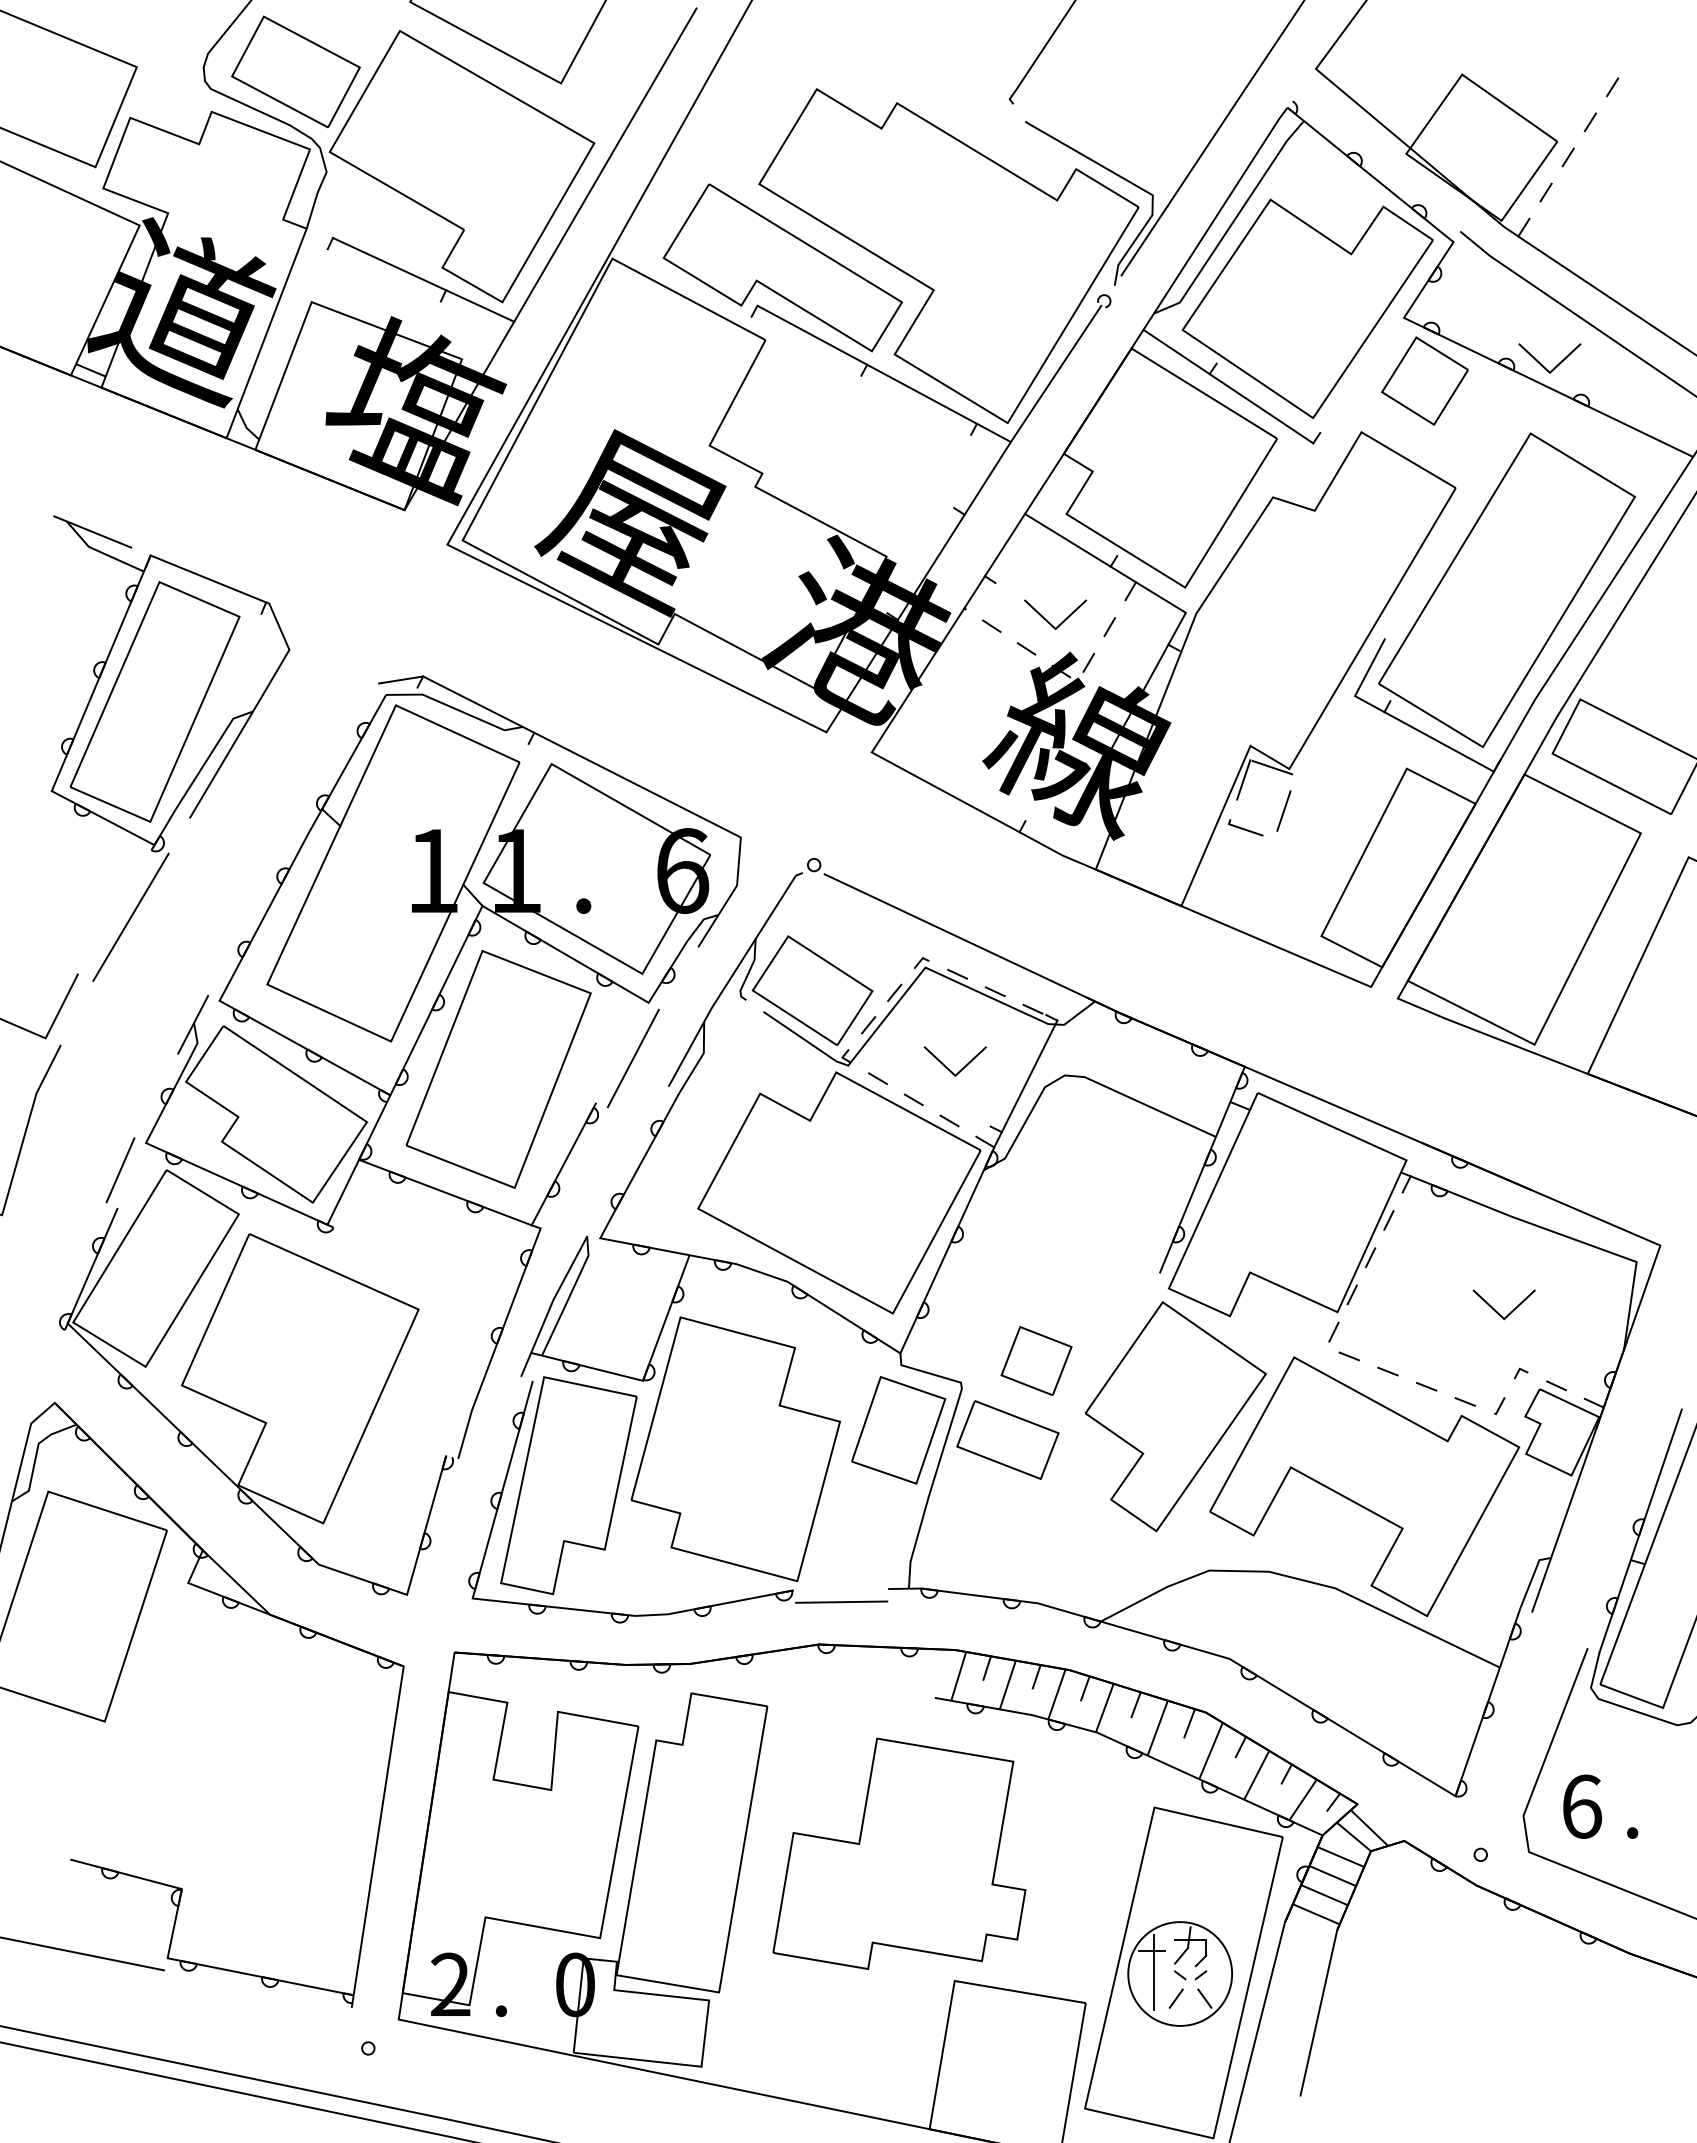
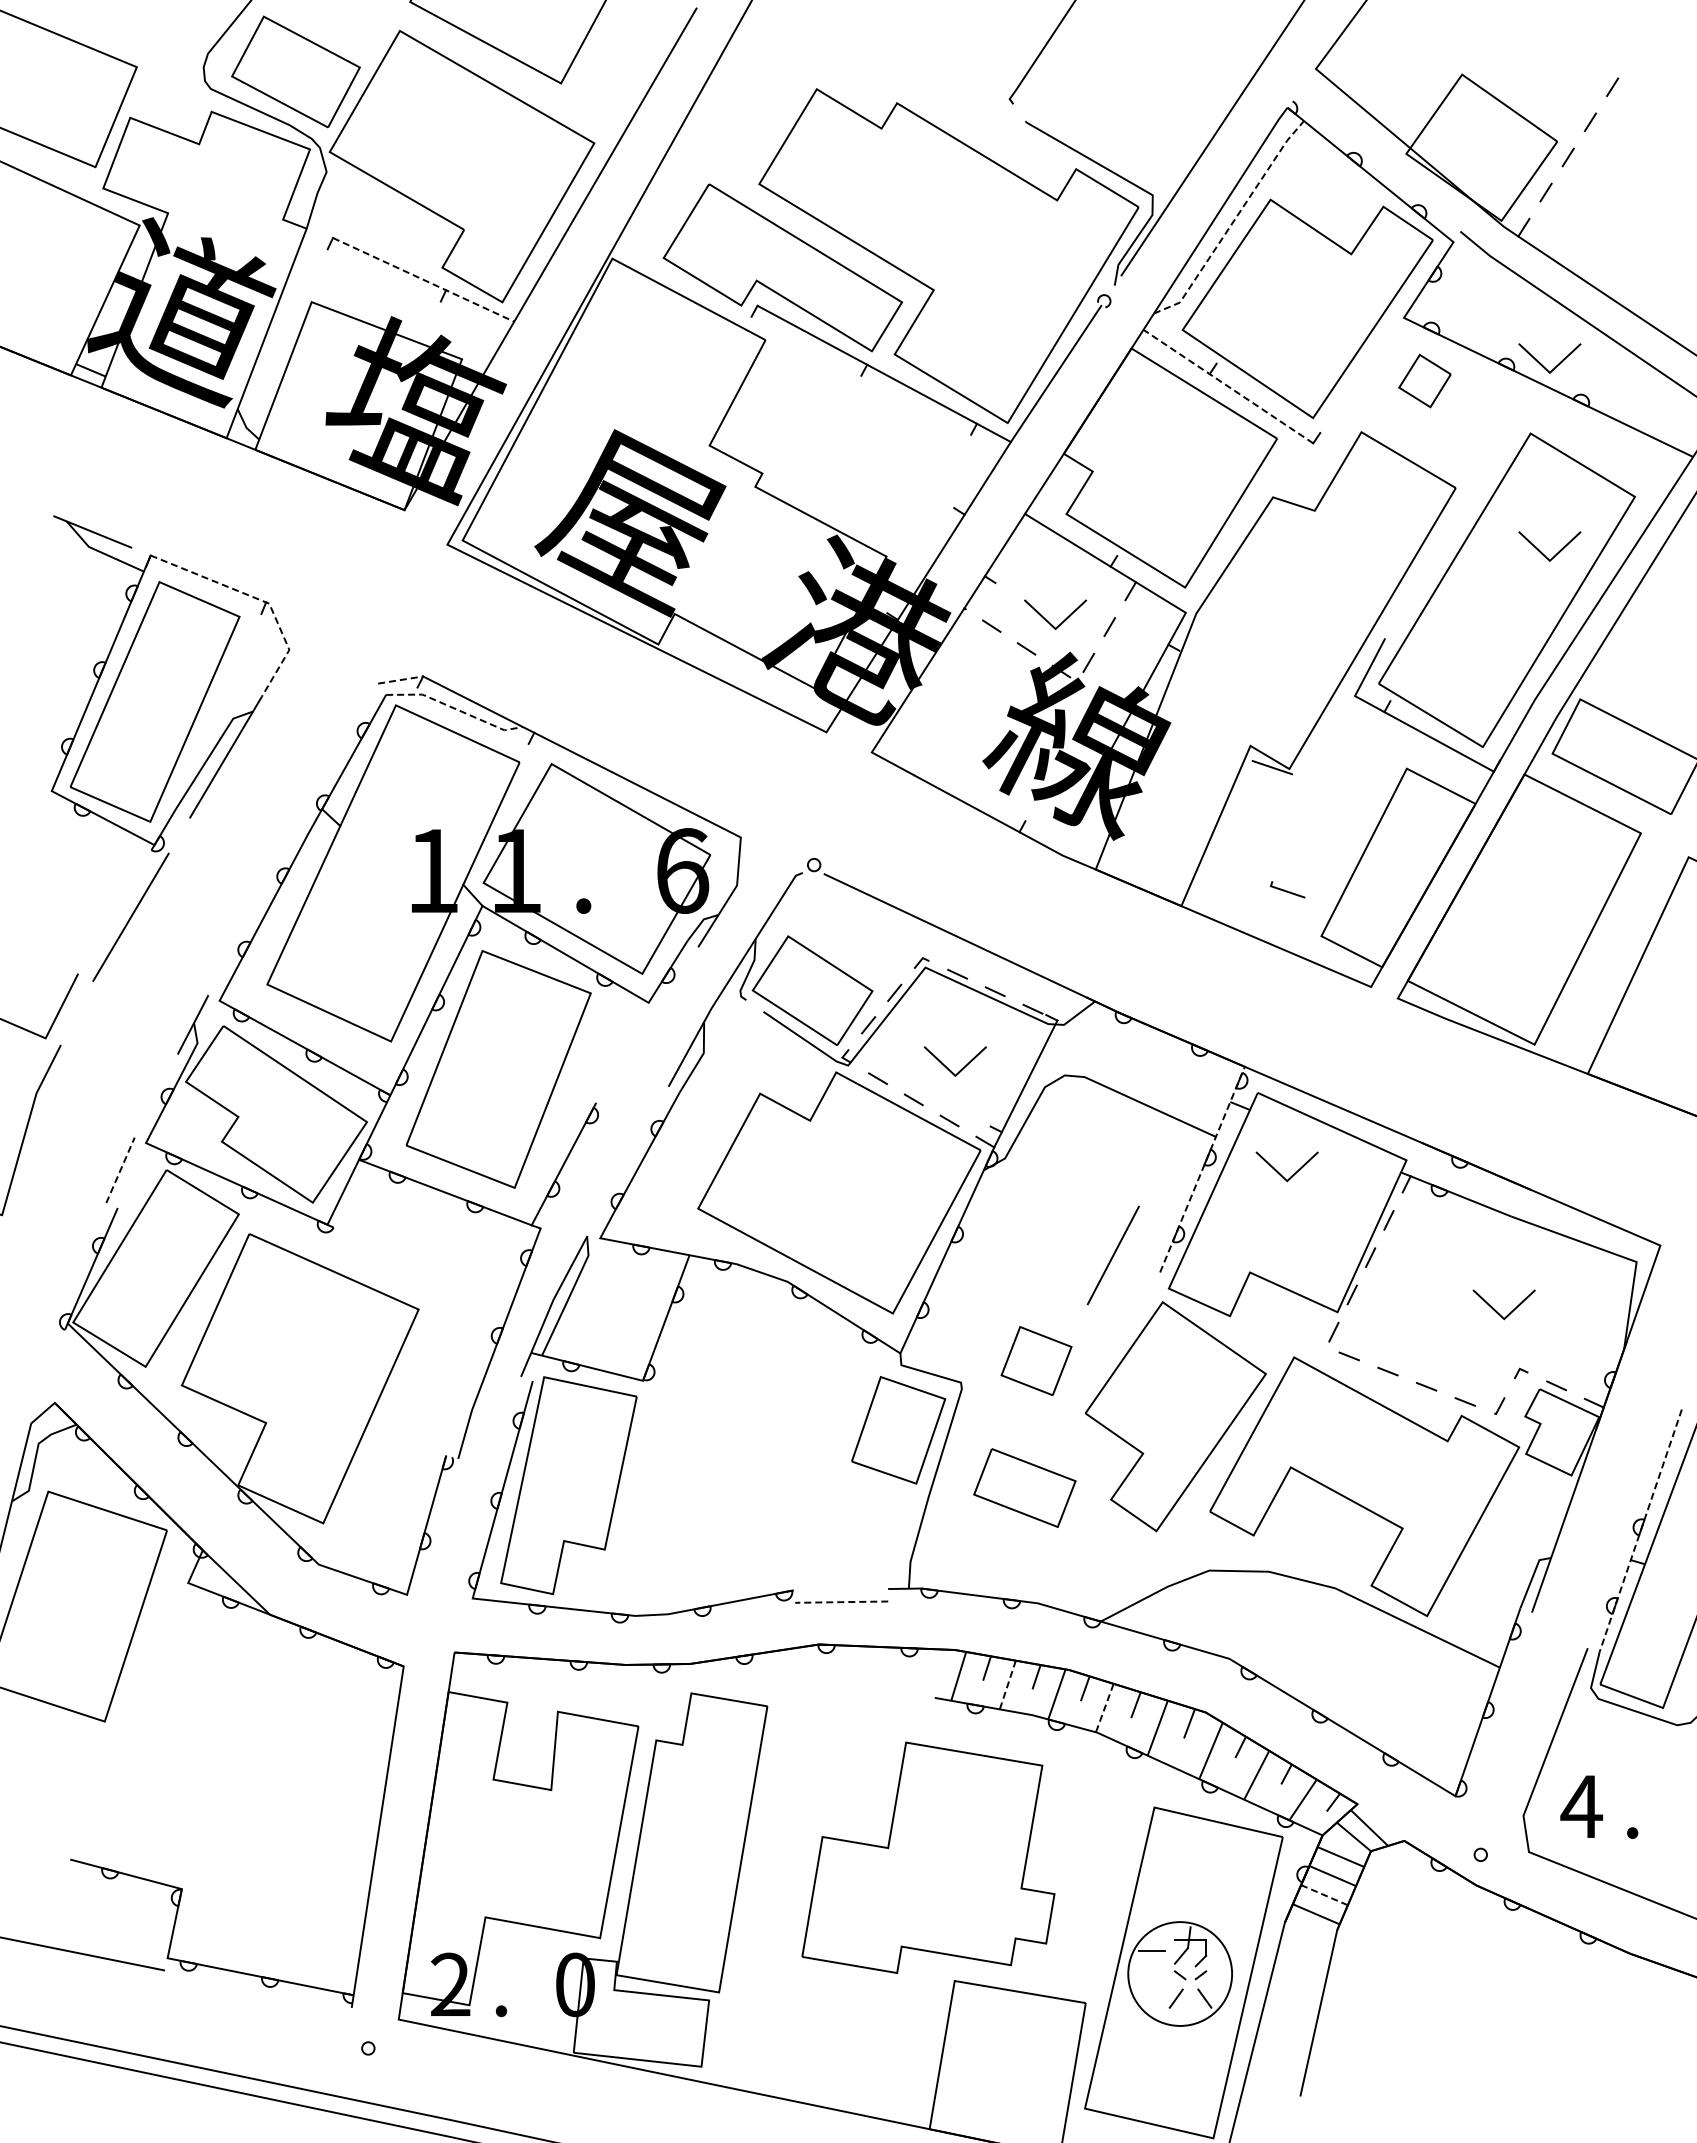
line: solid -> dashed (1232, 222)
line: solid -> dashed (423, 279)
part size: 88x90 px -> 54x56 px (1424, 380)
line: solid -> dashed (1227, 386)
line: none -> present (1542, 552)
line: solid -> dashed (260, 599)
line: solid -> dashed (400, 680)
line: solid -> dashed (455, 708)
line: present -> none (1243, 779)
line: present -> none (1283, 810)
line position: (1245, 828) -> (1287, 890) (1287, 890)
line position: (632, 1058) -> (1112, 1255) (1112, 1255)
line: solid -> dashed (1202, 1169)
line: solid -> dashed (120, 1170)
line: none -> present (1279, 1172)
part position: (1007, 1439) -> (1024, 1487) (1024, 1487)
part: present -> none (735, 1449)
line: solid -> dashed (1640, 1531)
line: solid -> dashed (841, 1602)
line: solid -> dashed (1007, 1685)
line: solid -> dashed (1104, 1708)
text: 6 -> 4 (1581, 1806)
part position: (899, 1853) -> (928, 1857) (928, 1857)
line: solid -> dashed (1324, 1894)
line: present -> none (1154, 1972)
